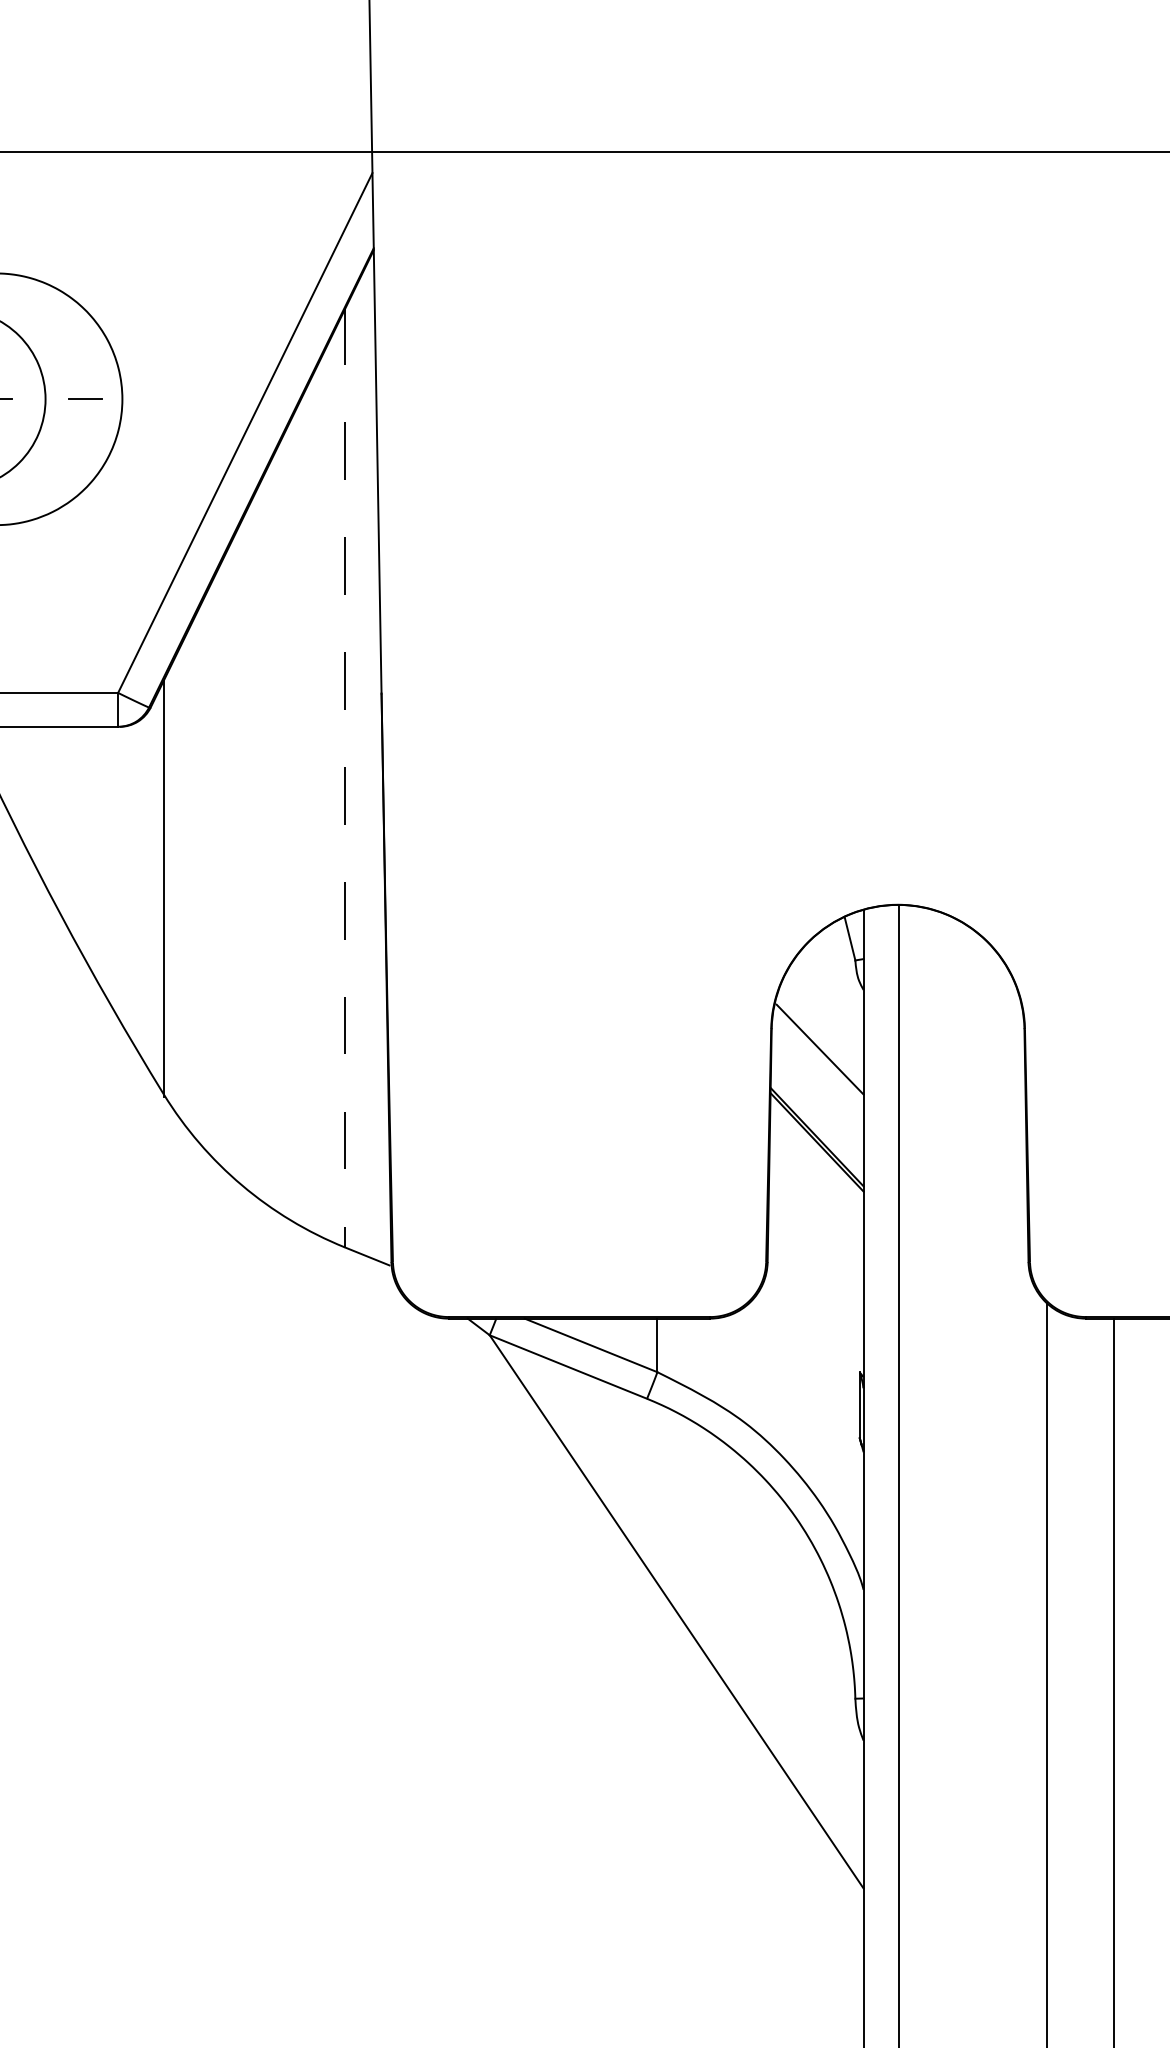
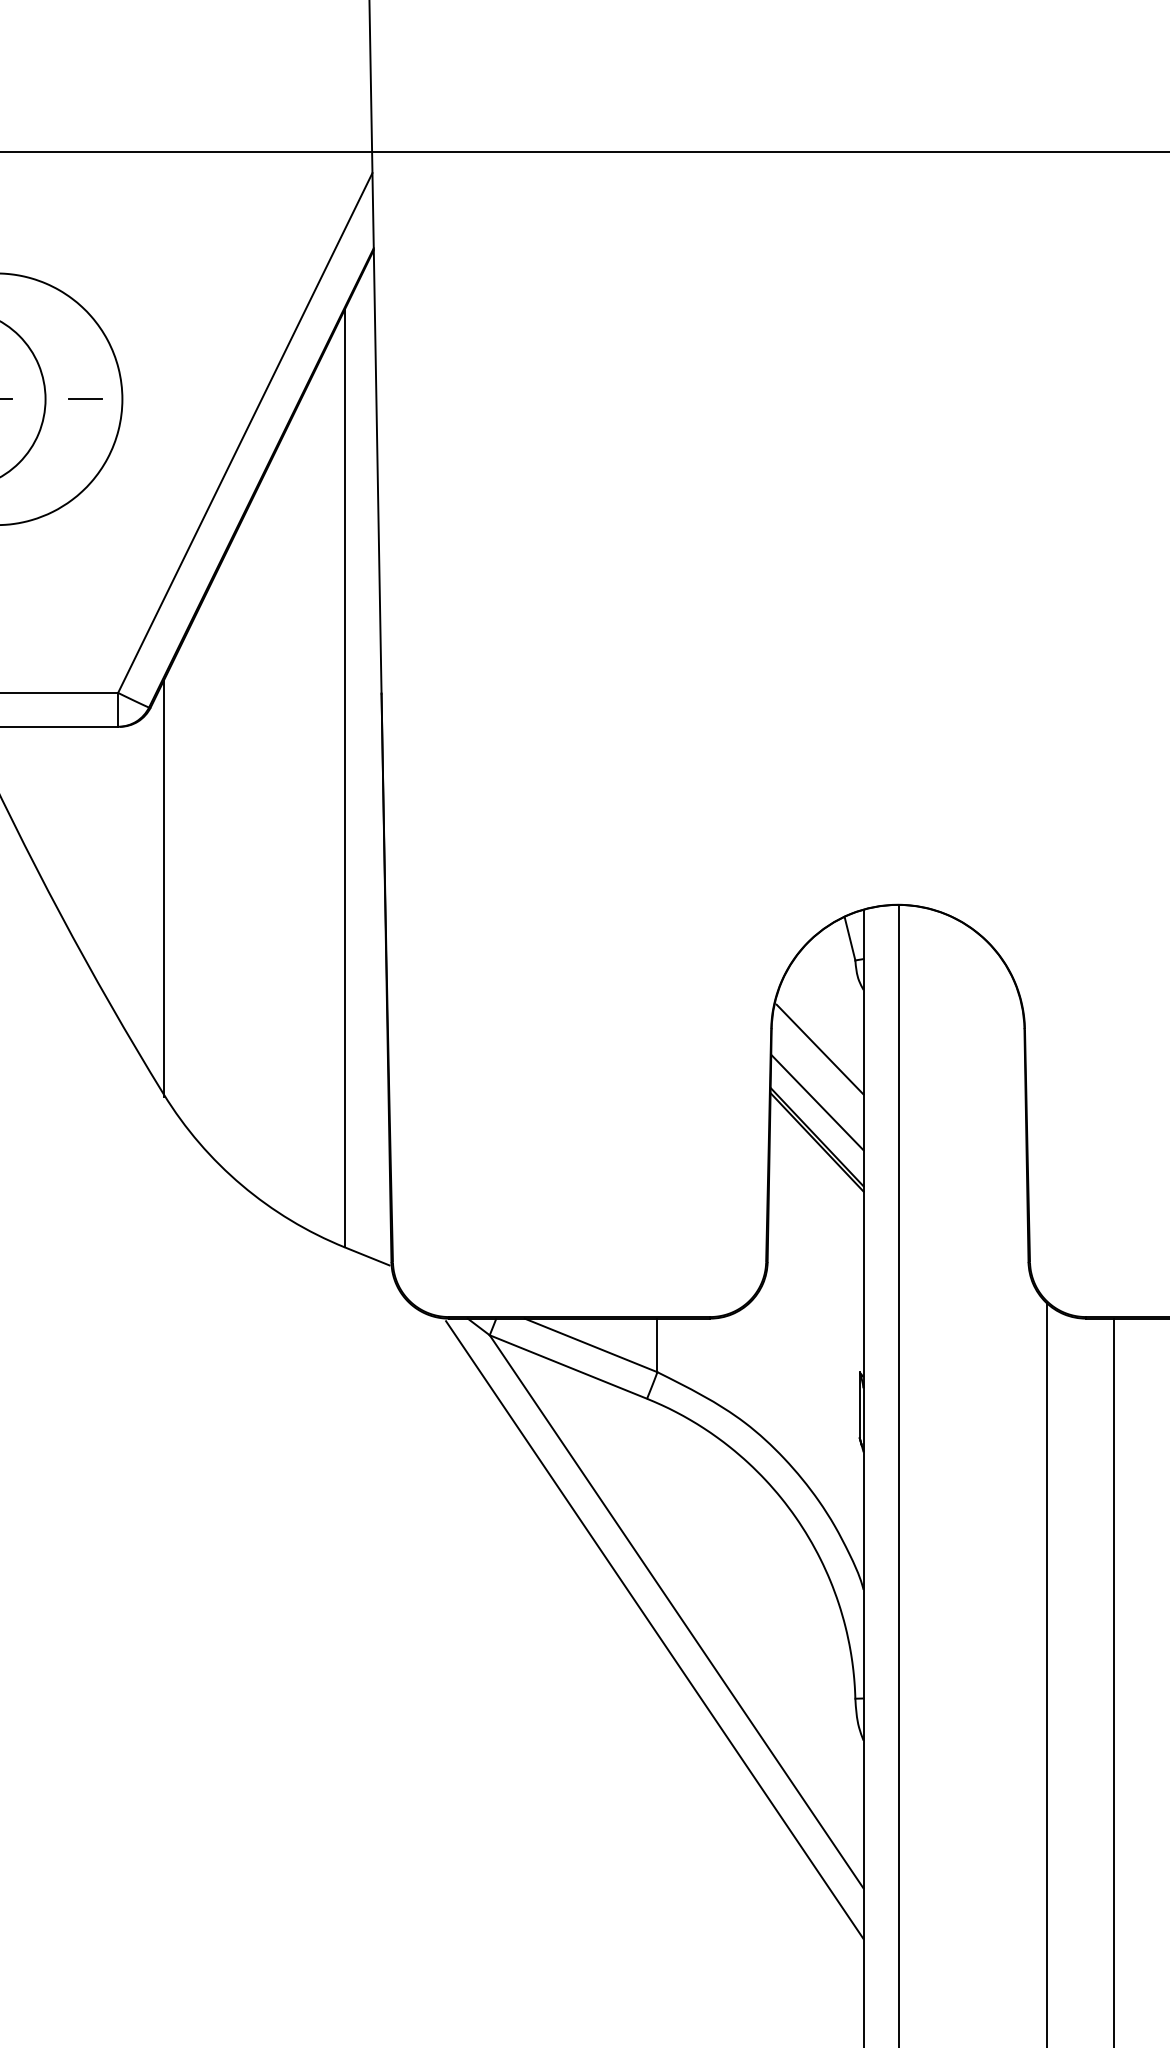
line: dashed -> solid (344, 777)
line: none -> present (817, 1102)
line: none -> present (654, 1630)
